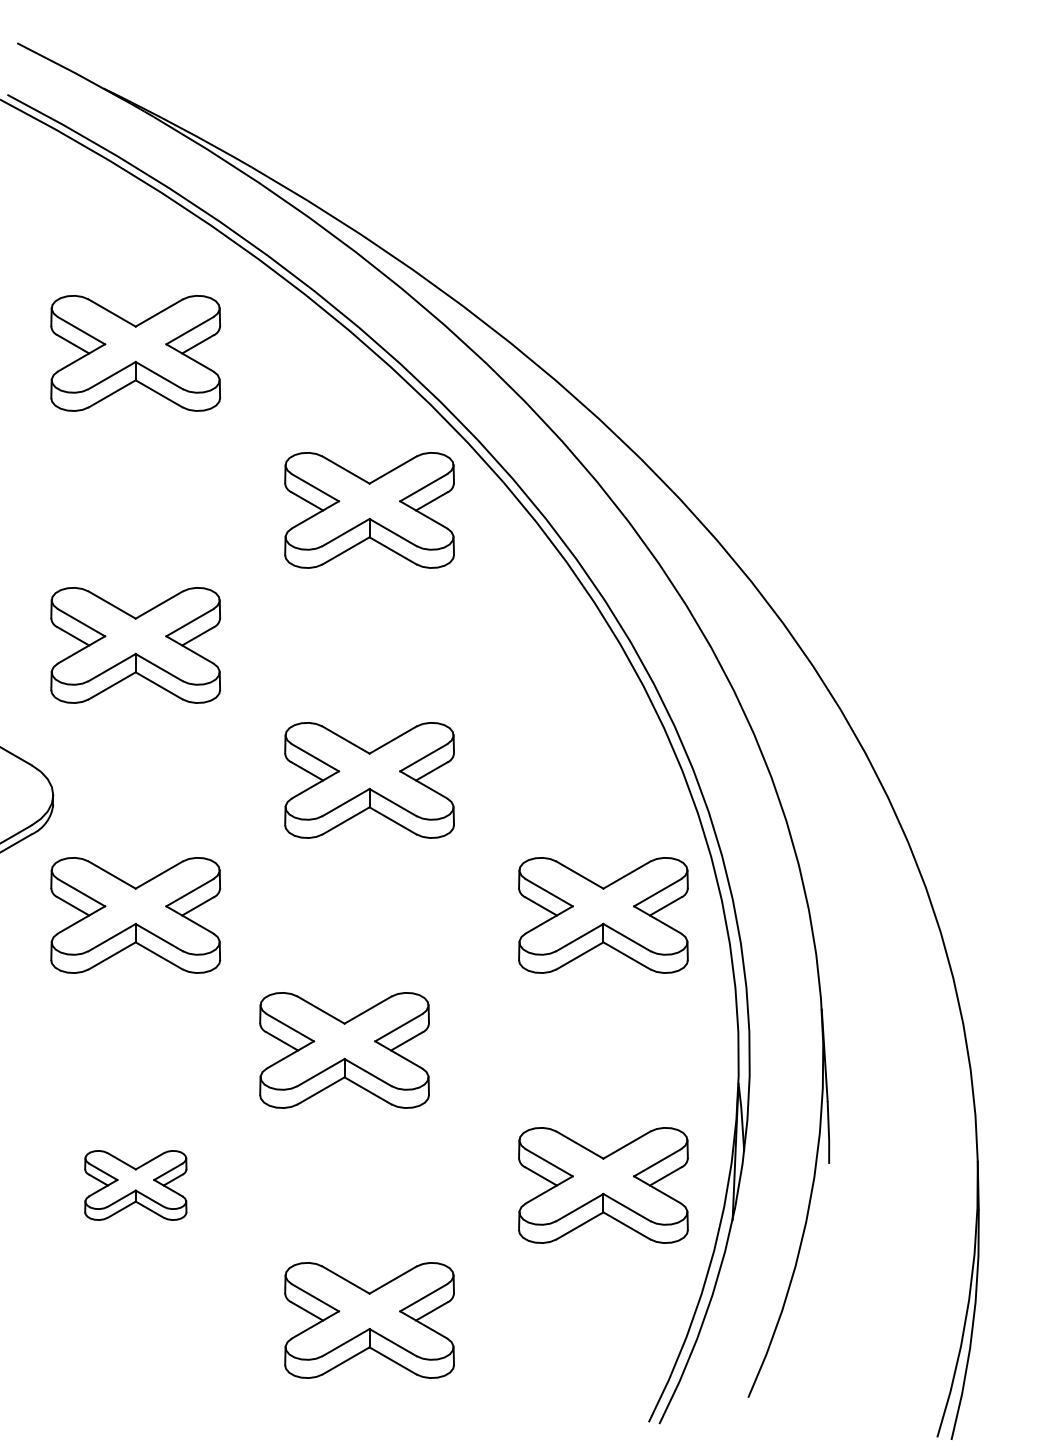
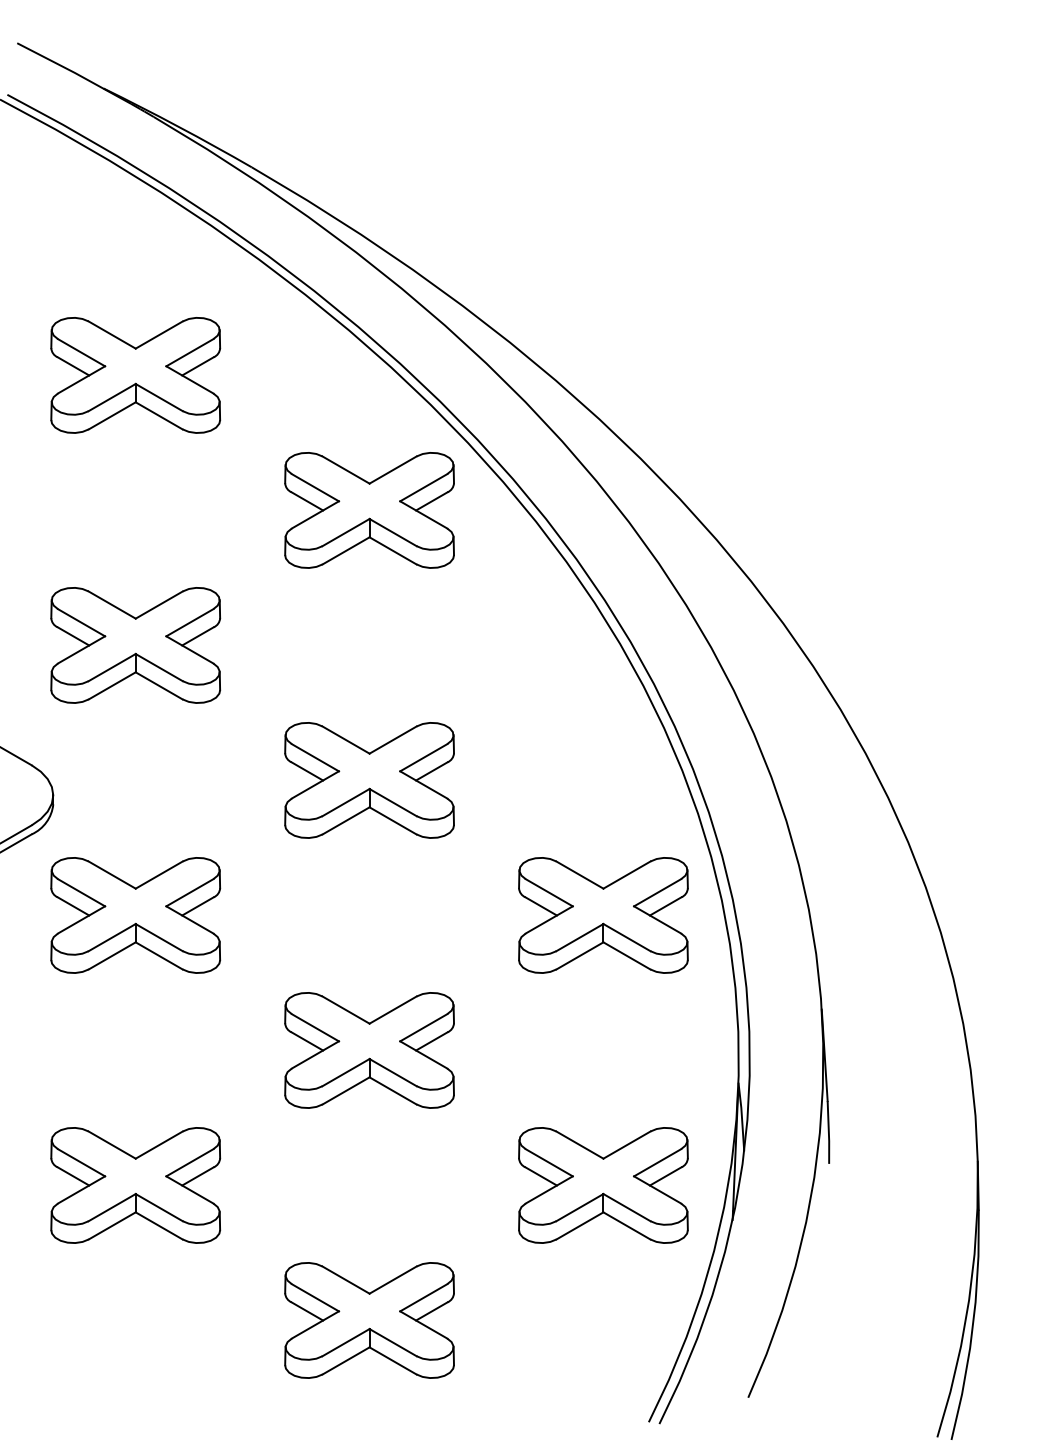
part position: (135, 353) -> (135, 375) (135, 375)
part position: (344, 1050) -> (369, 1050) (369, 1050)
part size: 104x71 px -> 172x117 px (135, 1185)
